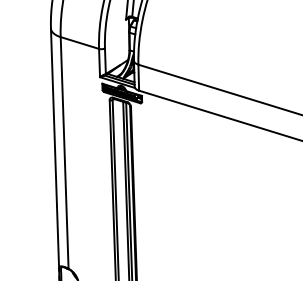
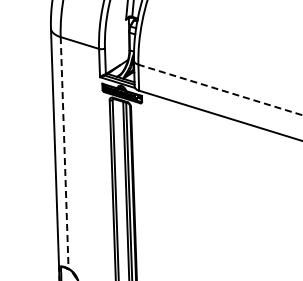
line: solid -> dashed (220, 89)
line: solid -> dashed (64, 152)
